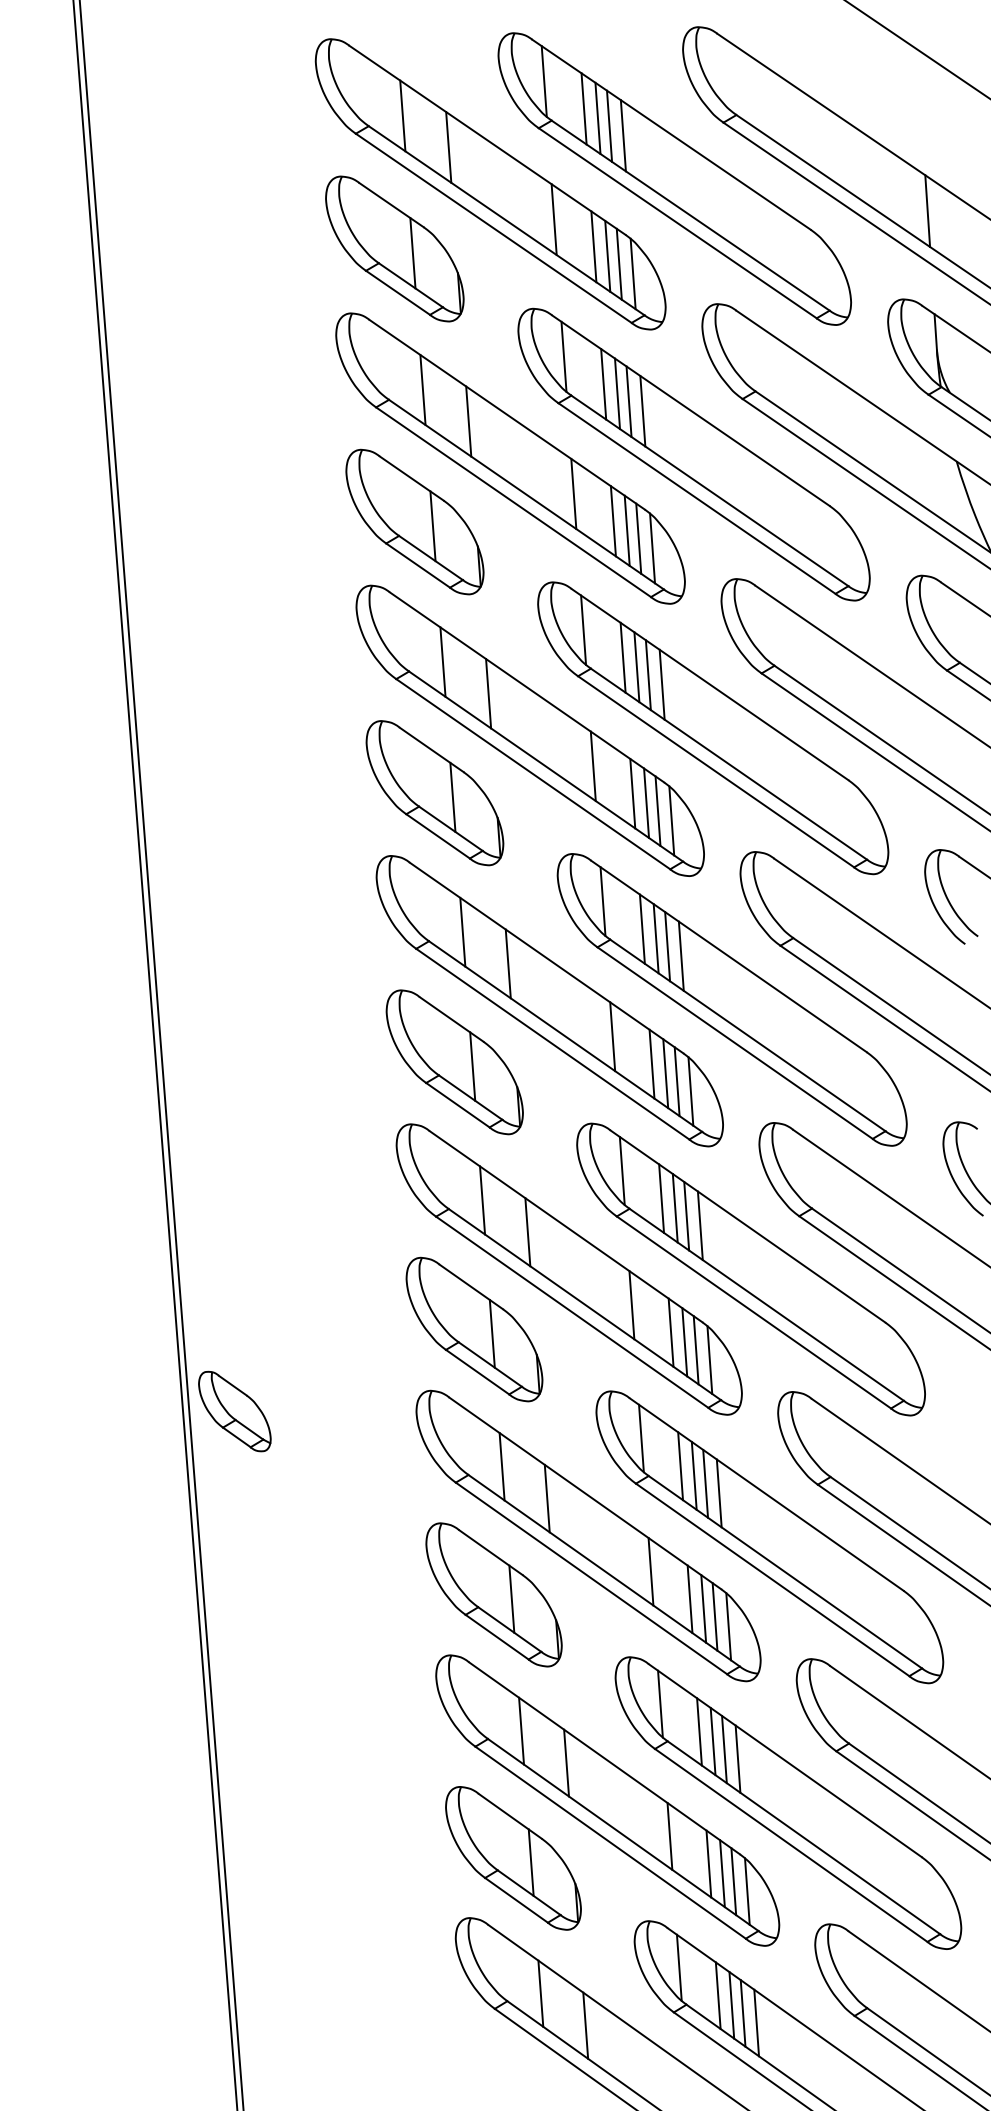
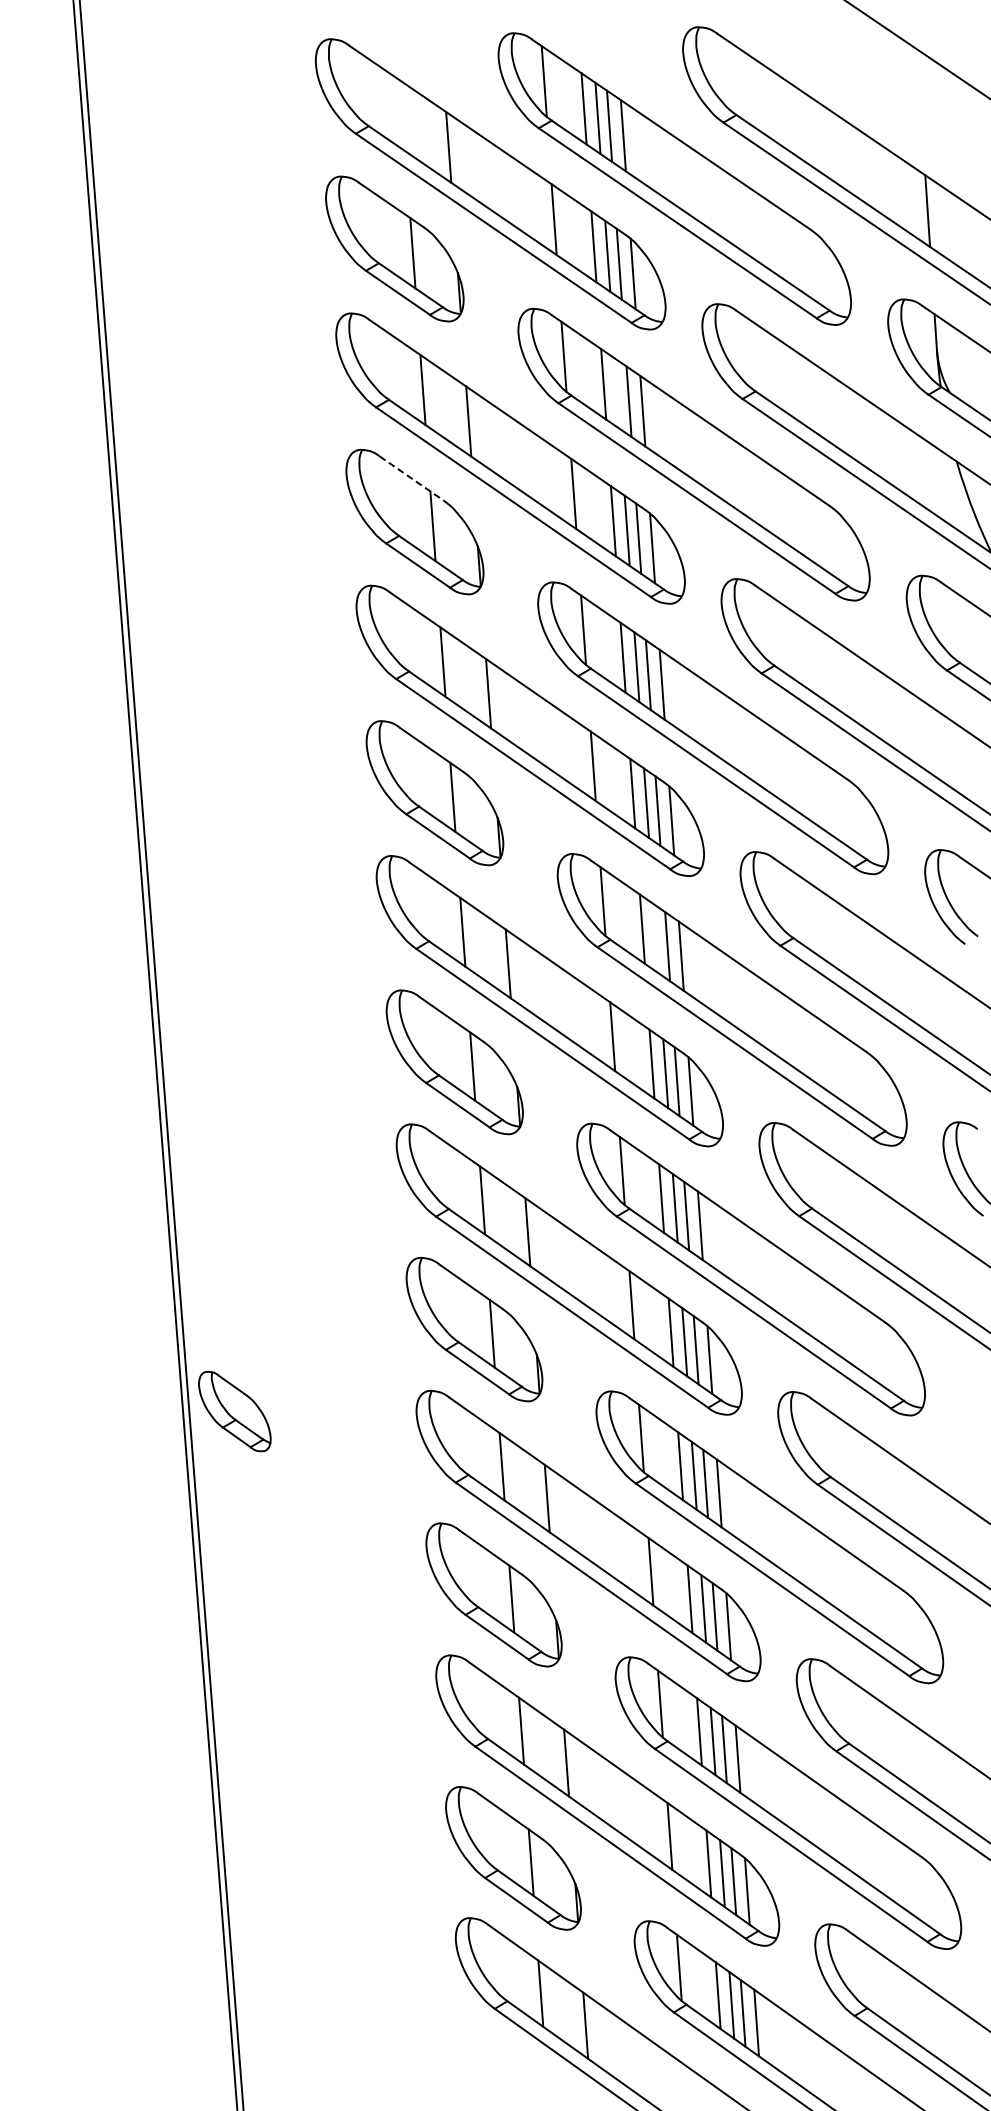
line: present -> none (402, 115)
line: present -> none (617, 393)
line: solid -> dashed (411, 478)
line: present -> none (655, 938)
